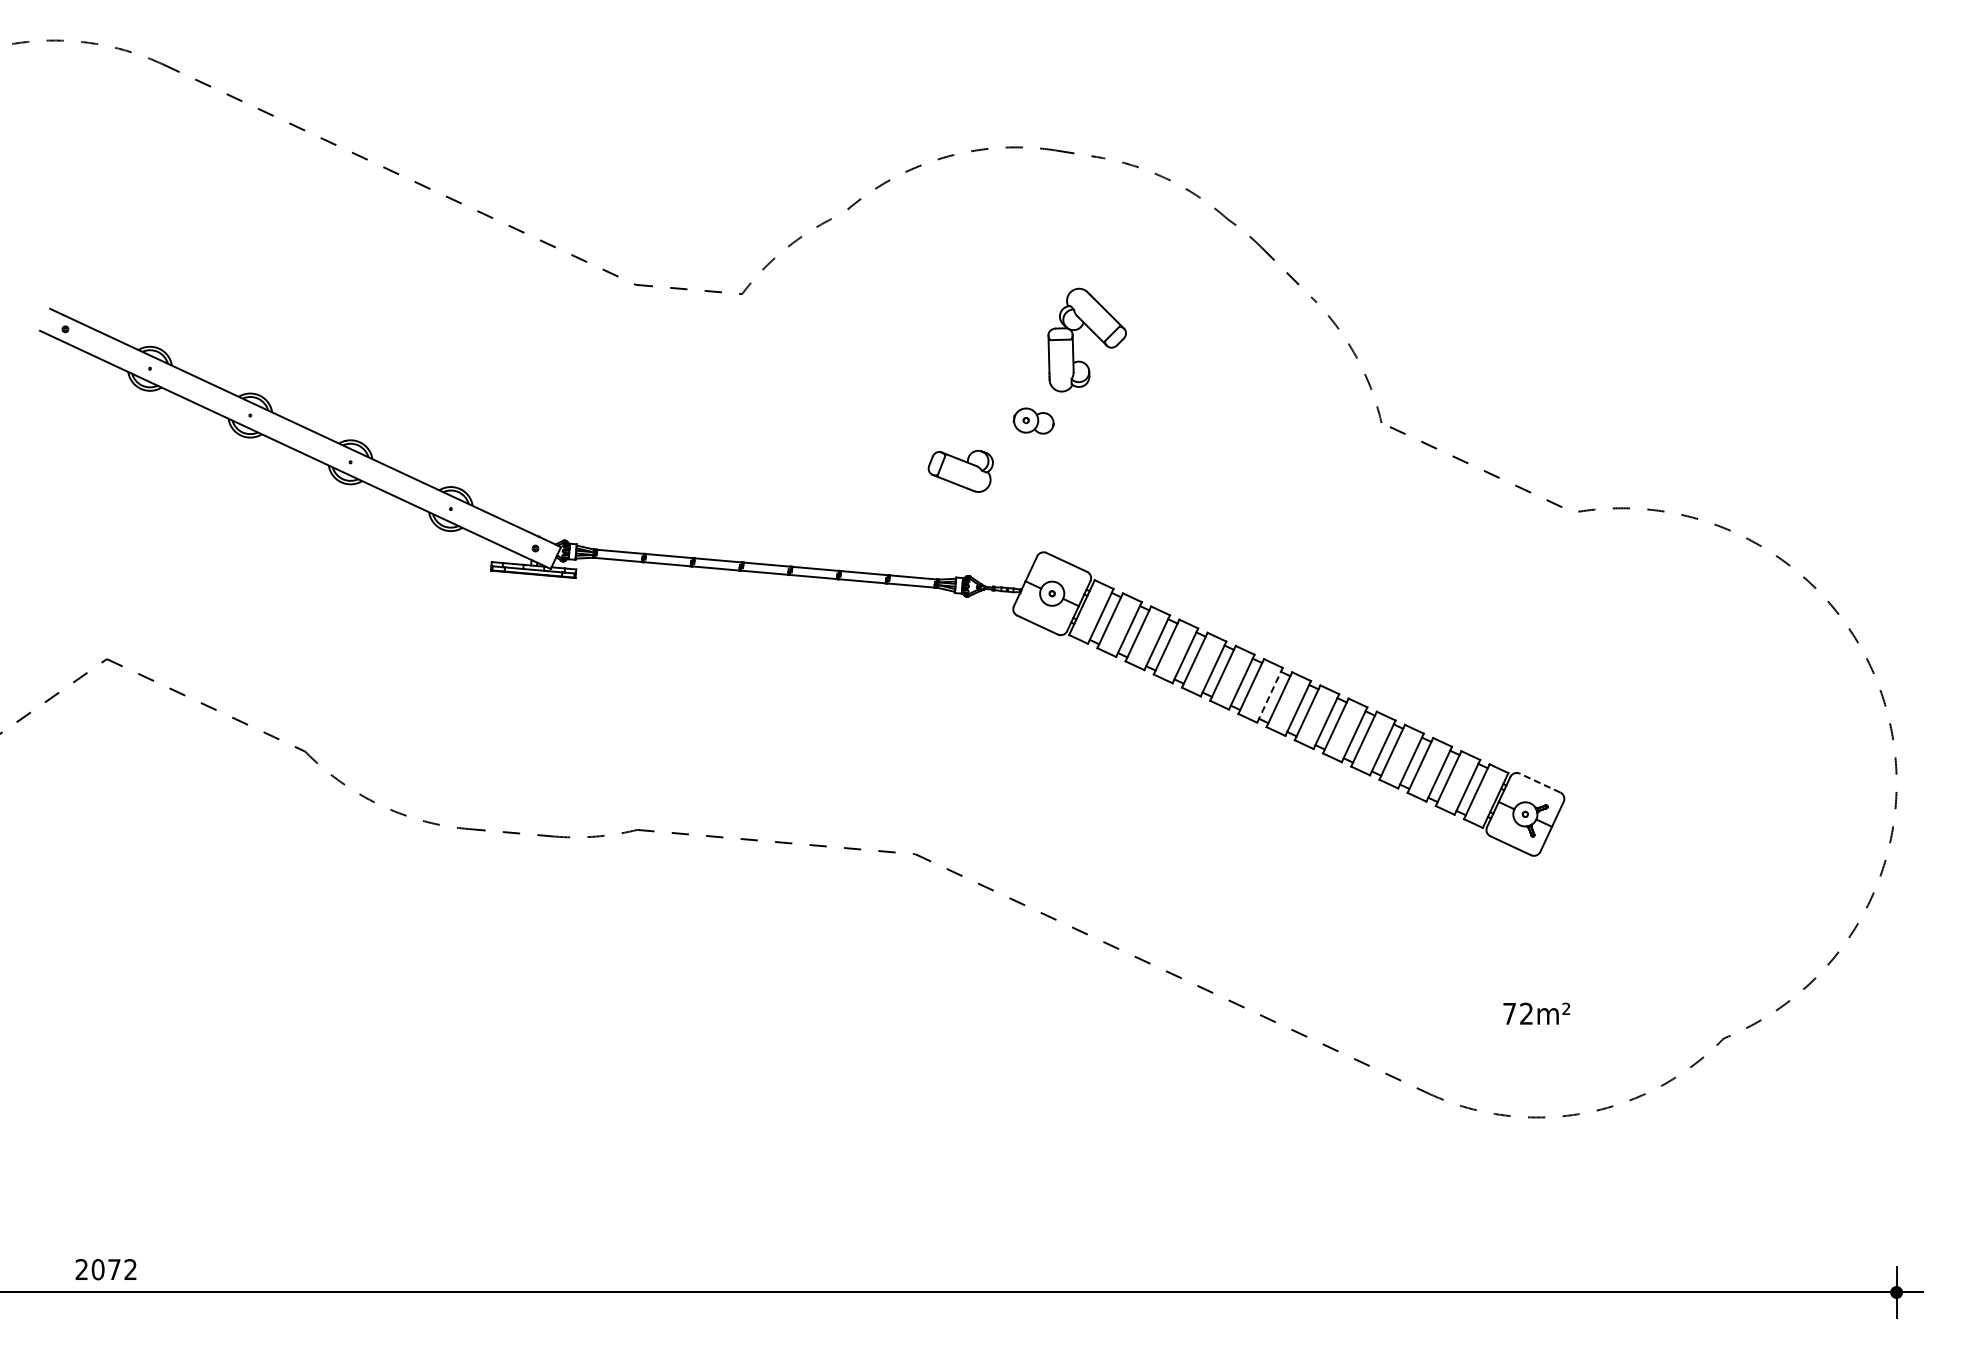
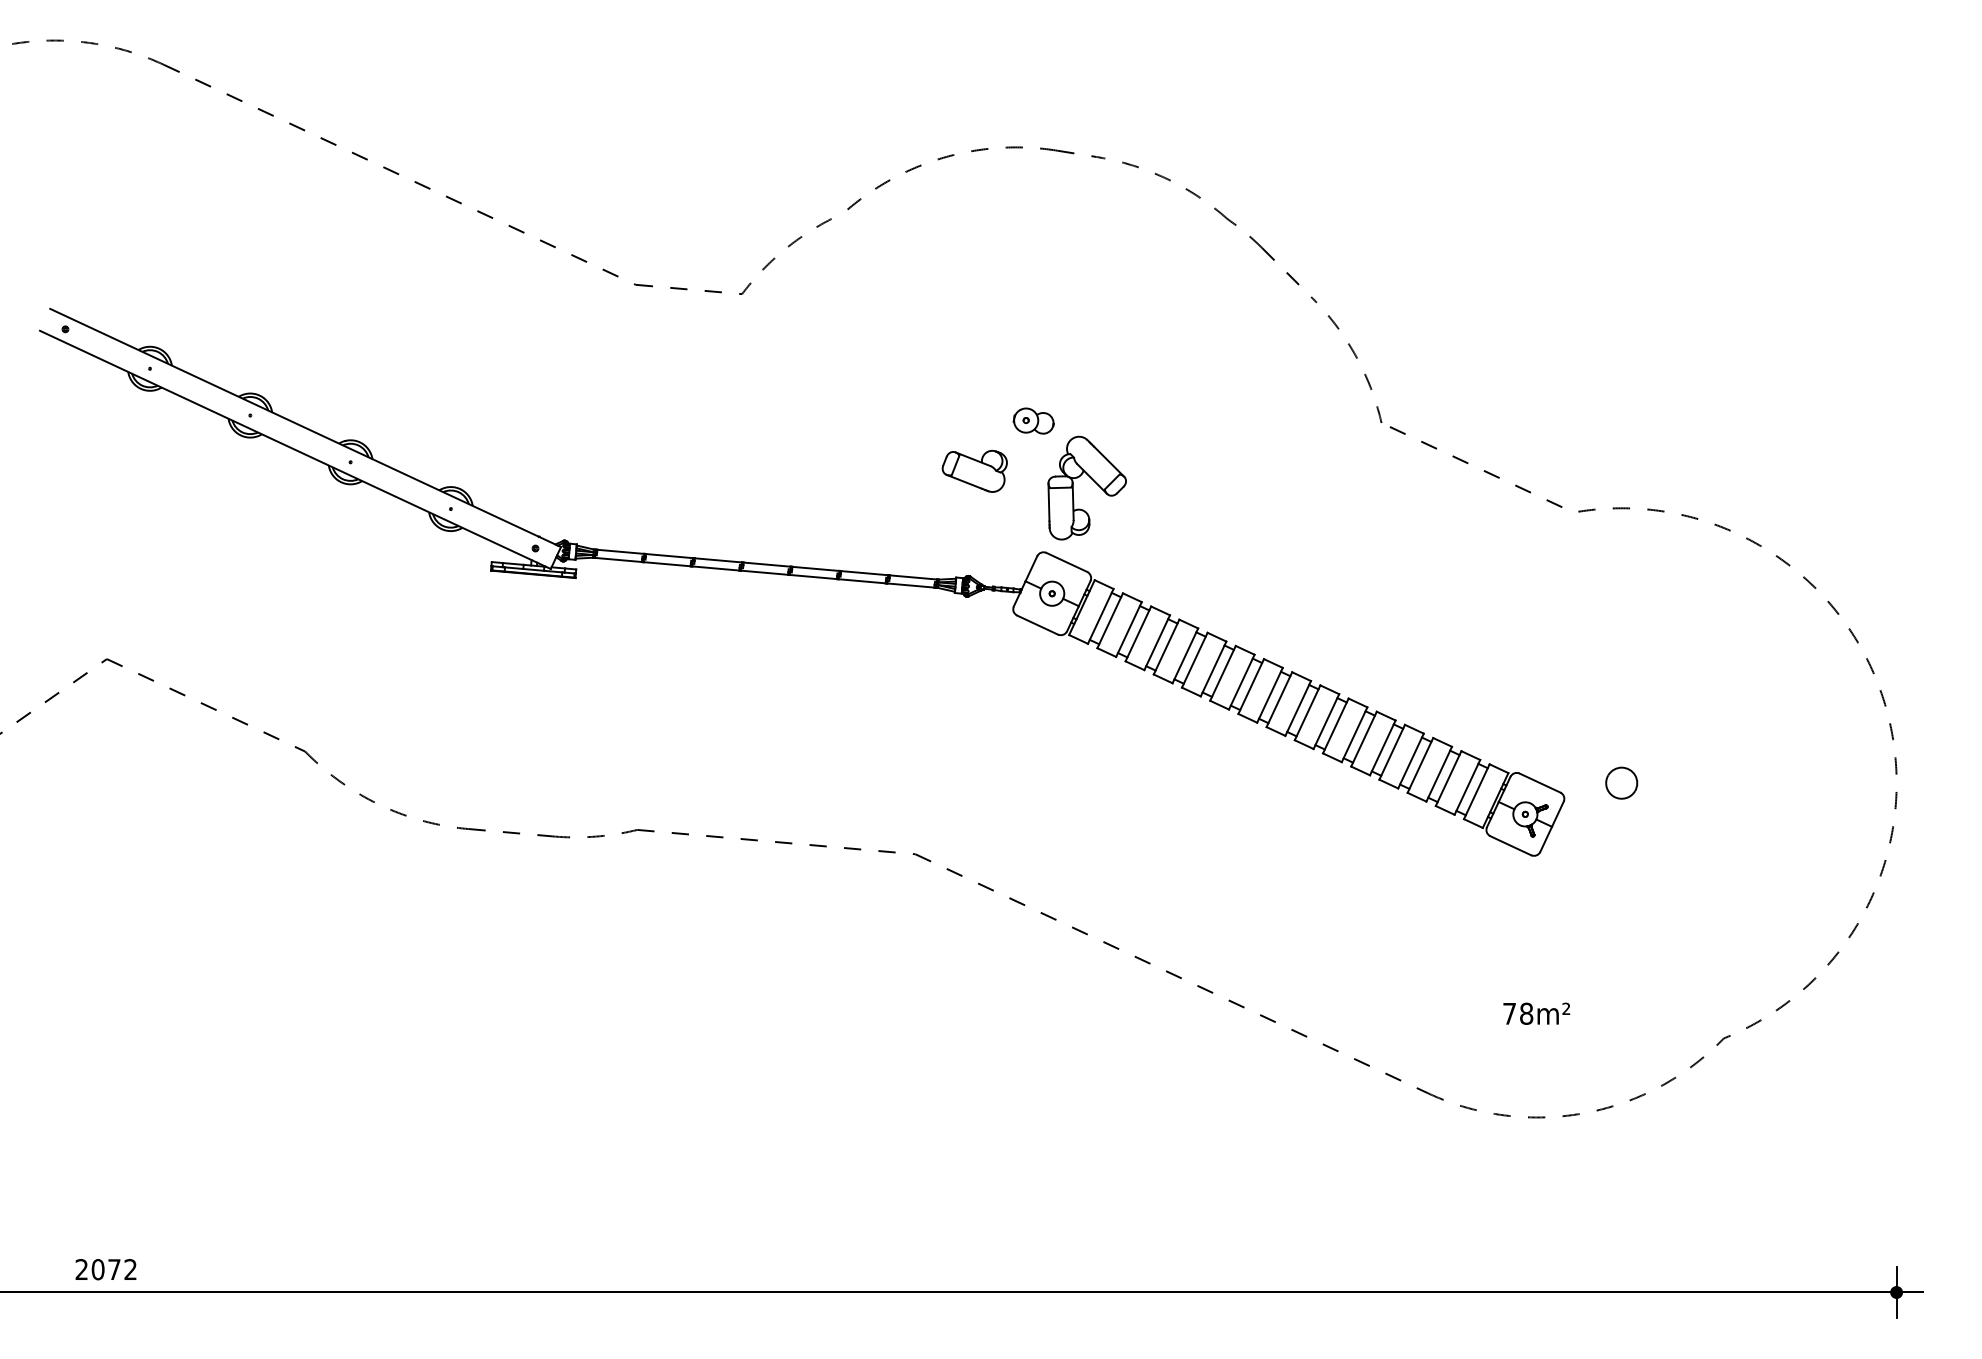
part position: (1092, 332) -> (1092, 480) (1092, 480)
part position: (960, 470) -> (974, 470) (974, 470)
line: dashed -> solid (1270, 694)
line: dashed -> solid (1539, 782)
part: none -> present (1621, 782)
text: 72m² -> 78m² (1526, 1013)
